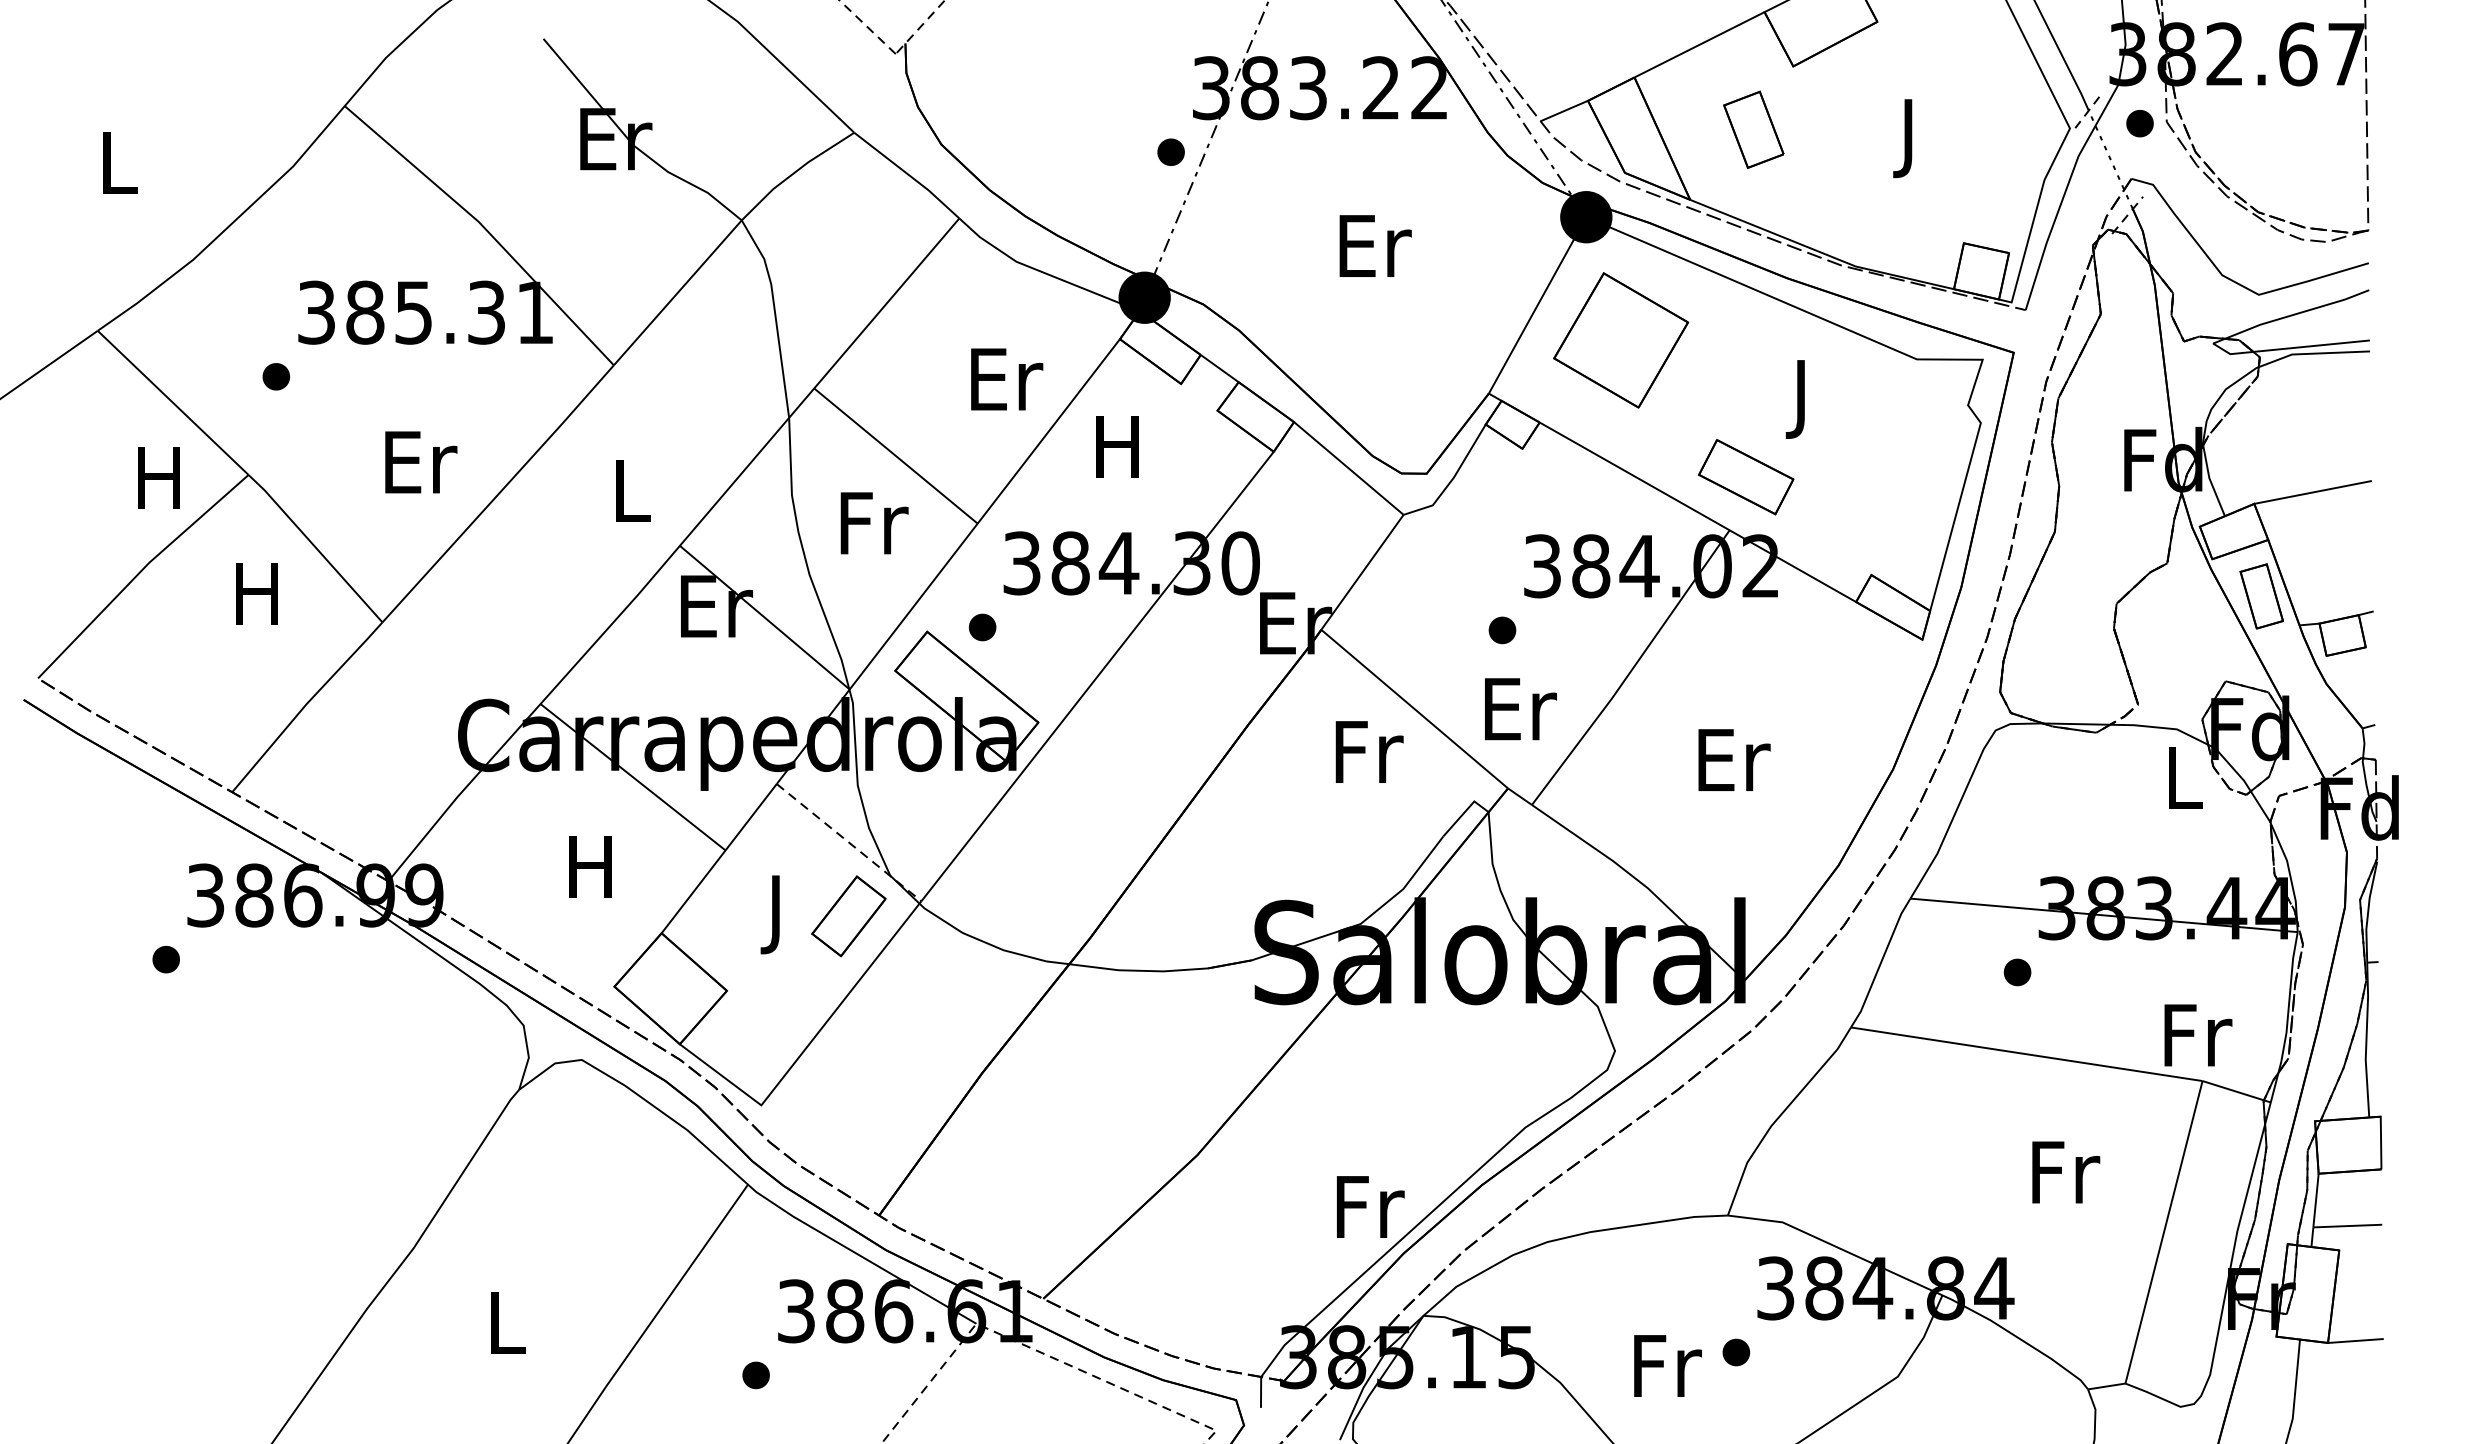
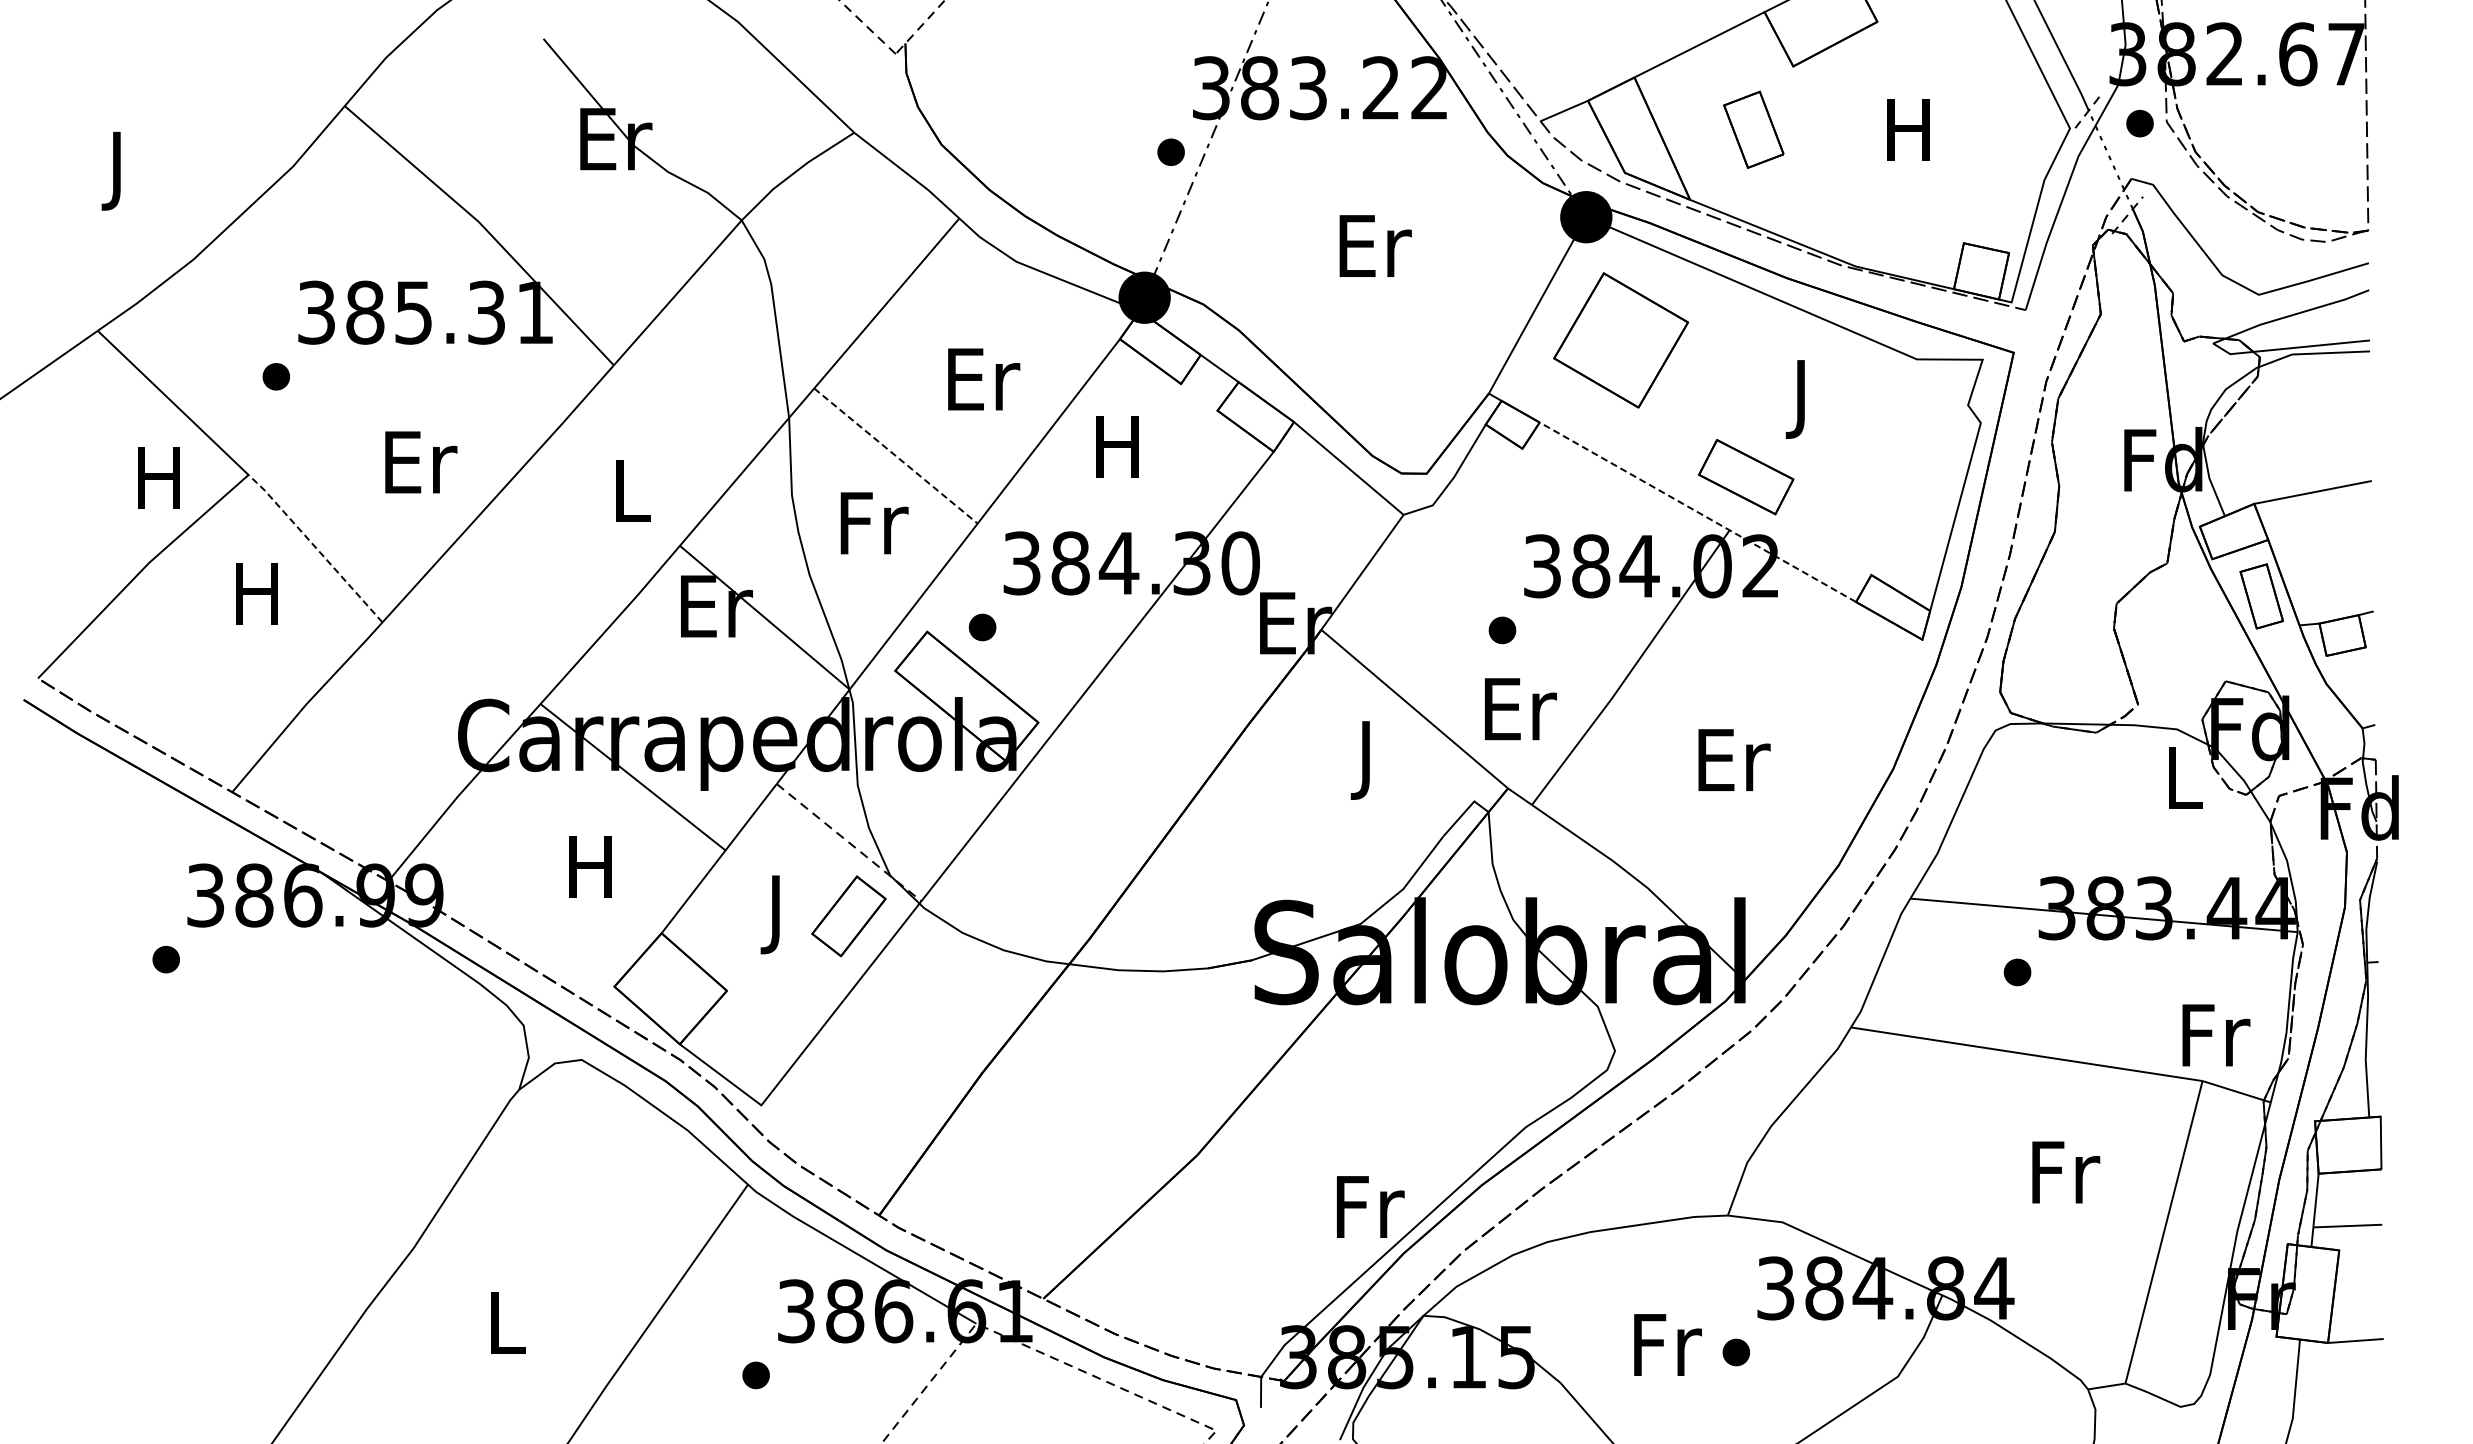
text: J -> H (1908, 138)
text: L -> J (119, 170)
text position: (1007, 379) -> (984, 379) (984, 379)
line: solid -> dashed (896, 456)
line: solid -> dashed (1697, 512)
line: solid -> dashed (315, 547)
text: Fr -> J (1369, 760)
text position: (2198, 1035) -> (2216, 1035) (2216, 1035)
text position: (1667, 1365) -> (1667, 1344) (1667, 1344)
